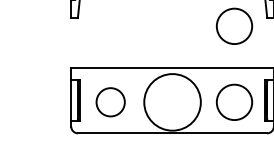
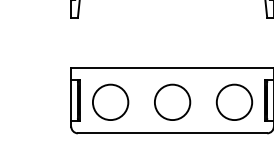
circle: present -> none (234, 25)
circle size: 31x31 px -> 38x38 px (110, 101)
circle diameter: 57 px -> 35 px (172, 102)
